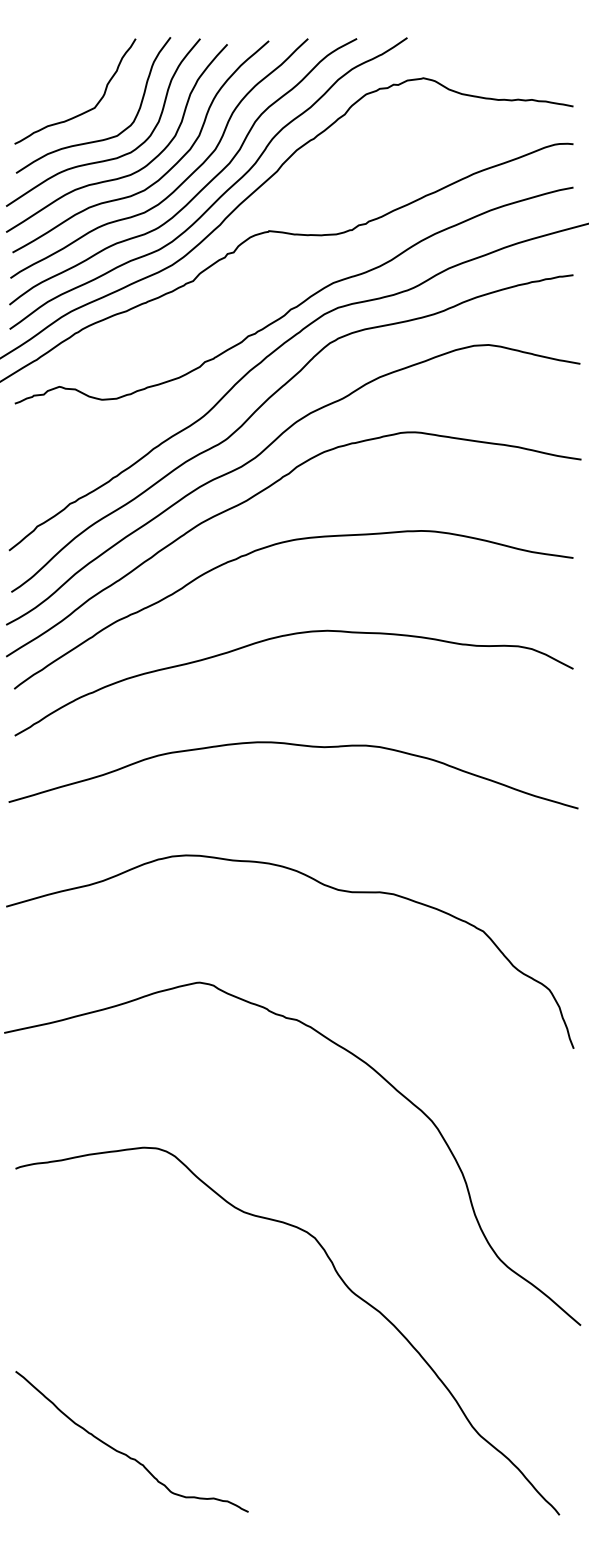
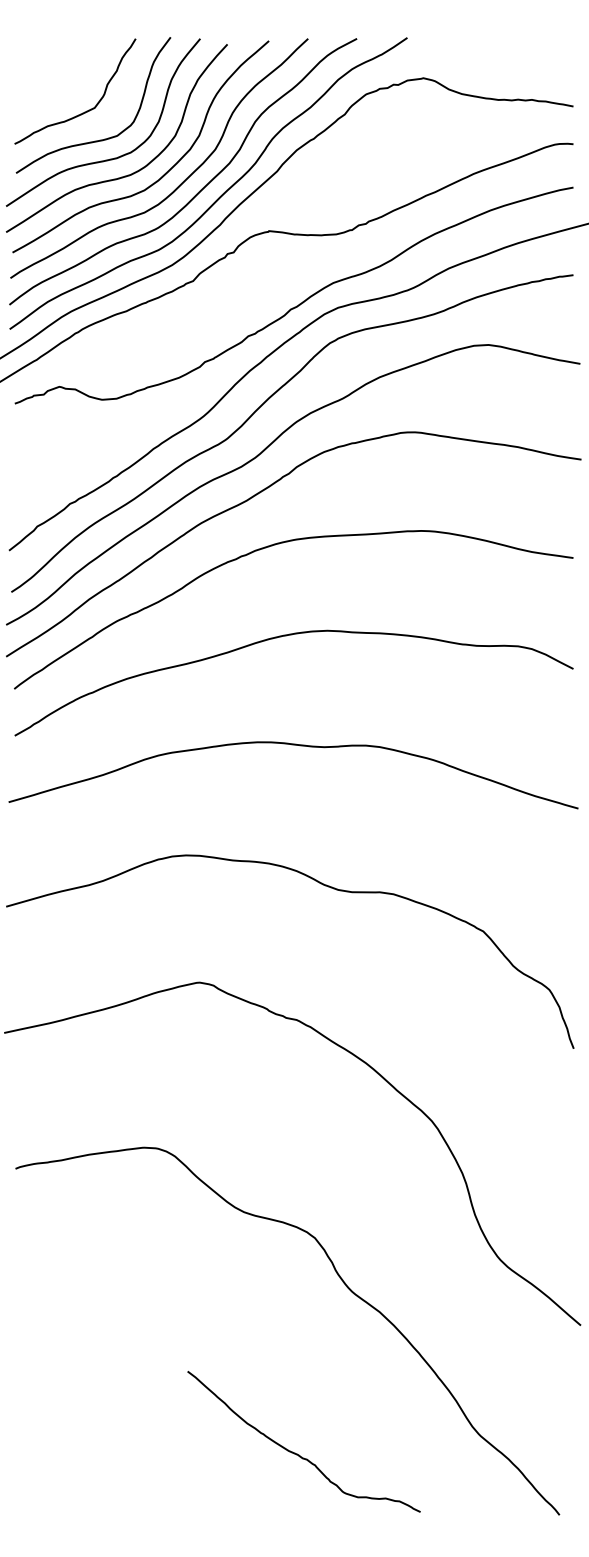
curve position: (125, 1453) -> (297, 1453) (297, 1453)
